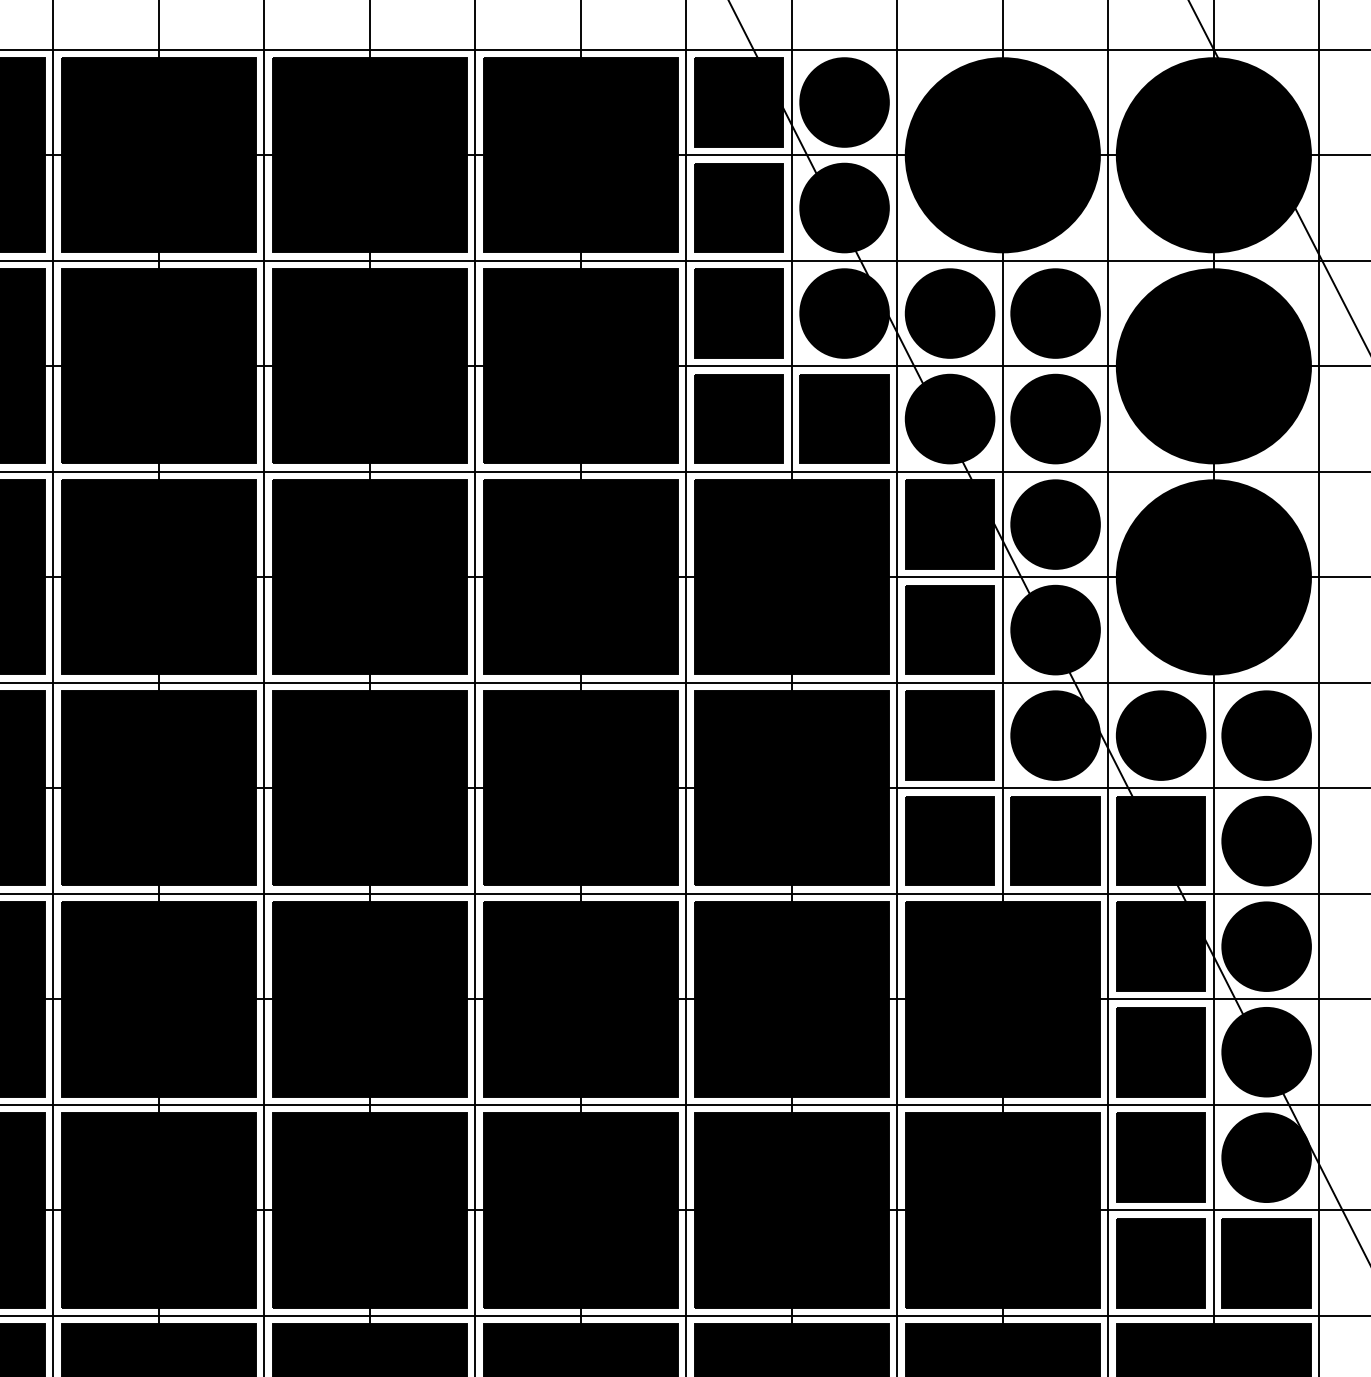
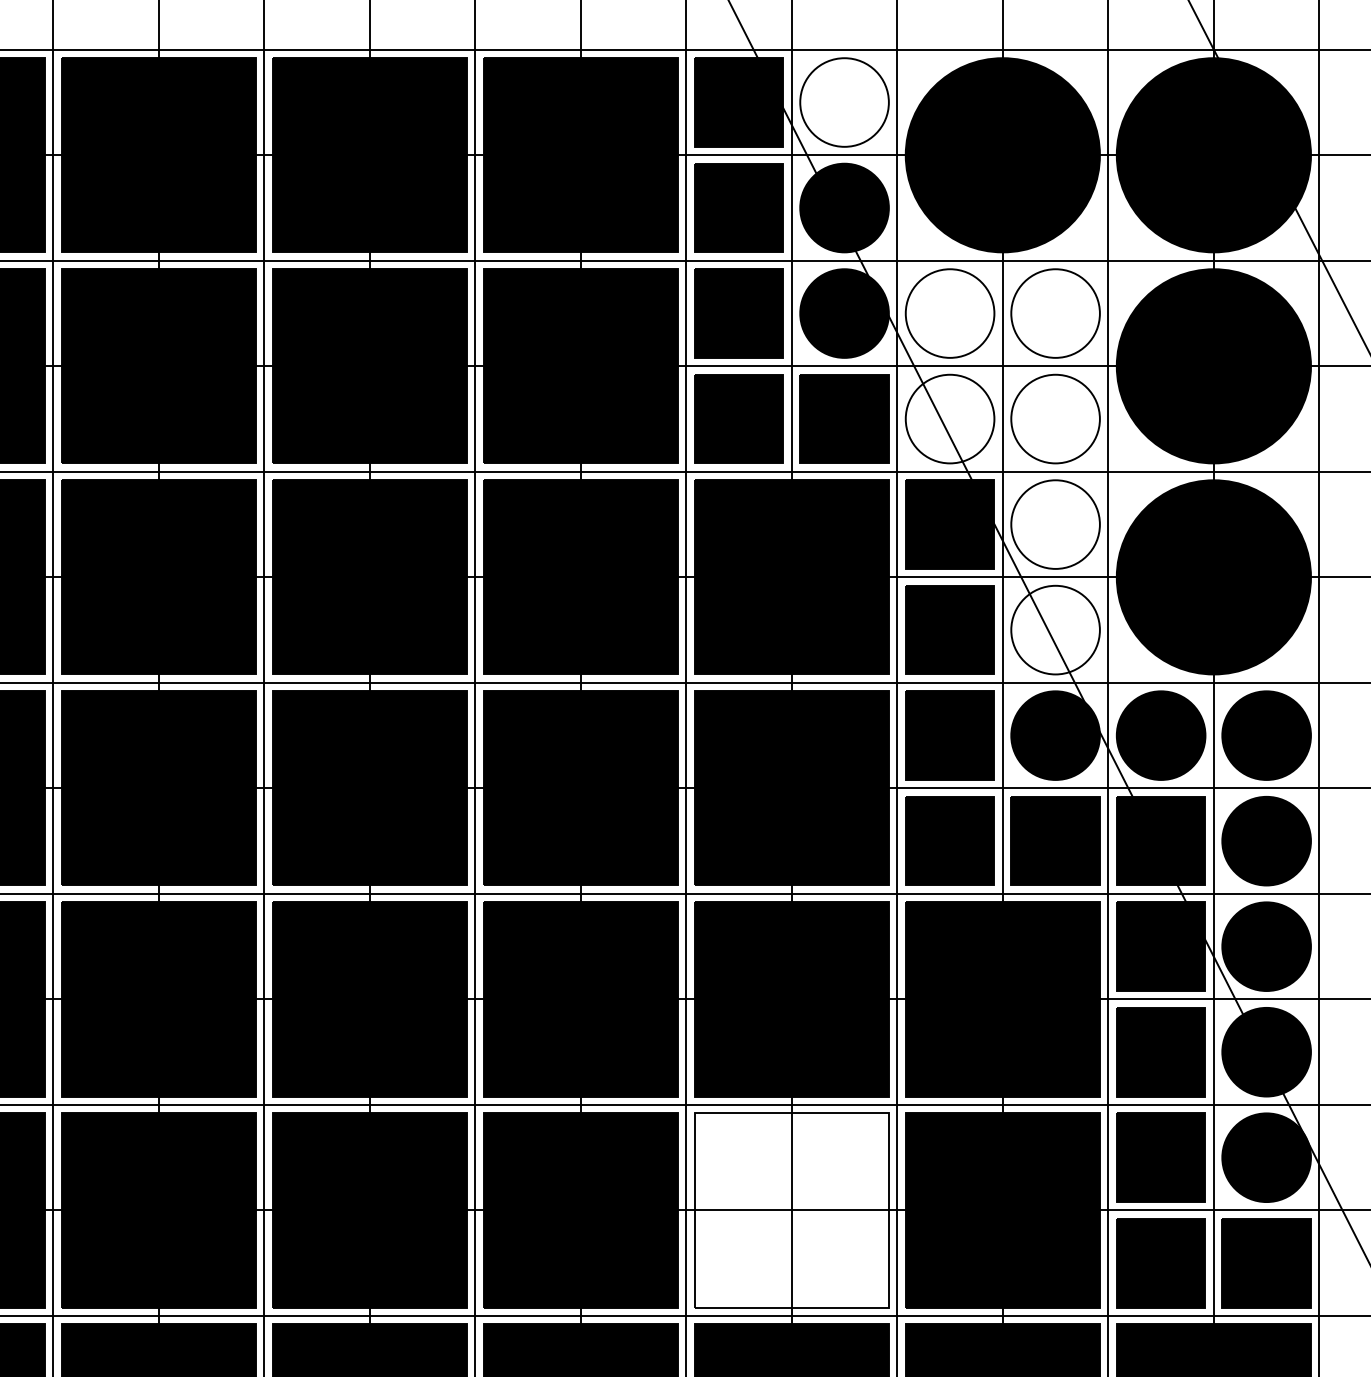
fill: present -> none (844, 102)
fill: present -> none (949, 313)
fill: present -> none (1055, 313)
fill: present -> none (949, 418)
fill: present -> none (1055, 418)
fill: present -> none (1055, 524)
fill: present -> none (1055, 629)
fill: present -> none (791, 1210)
